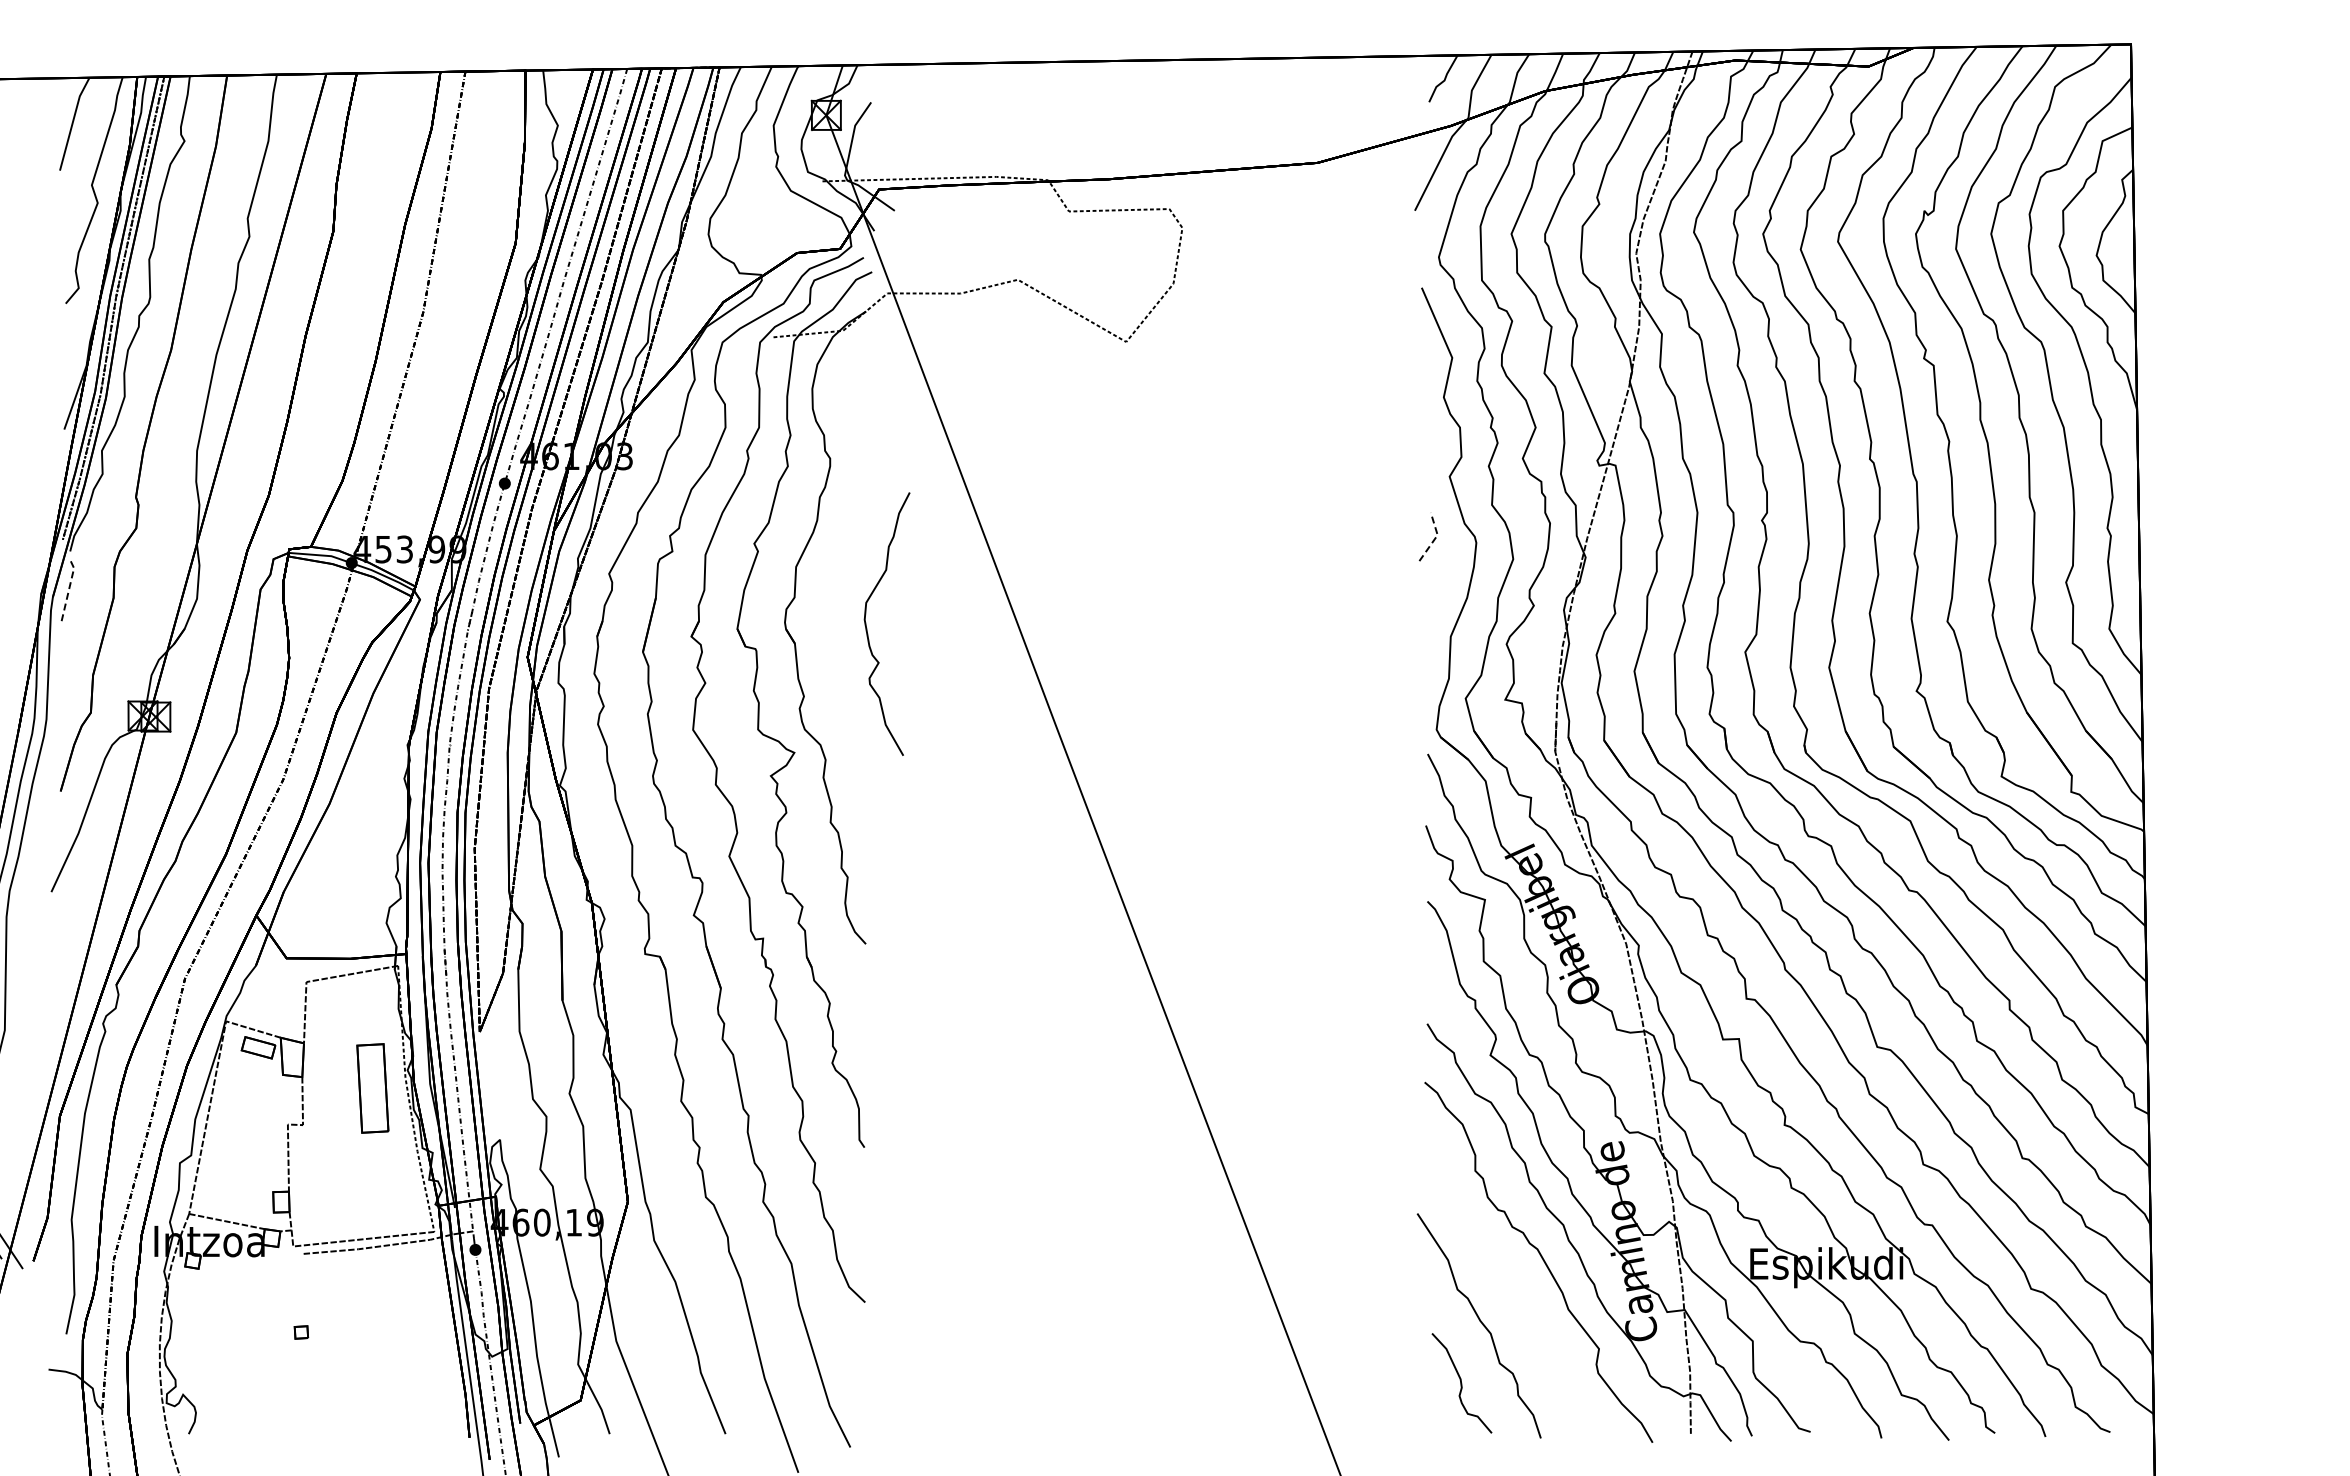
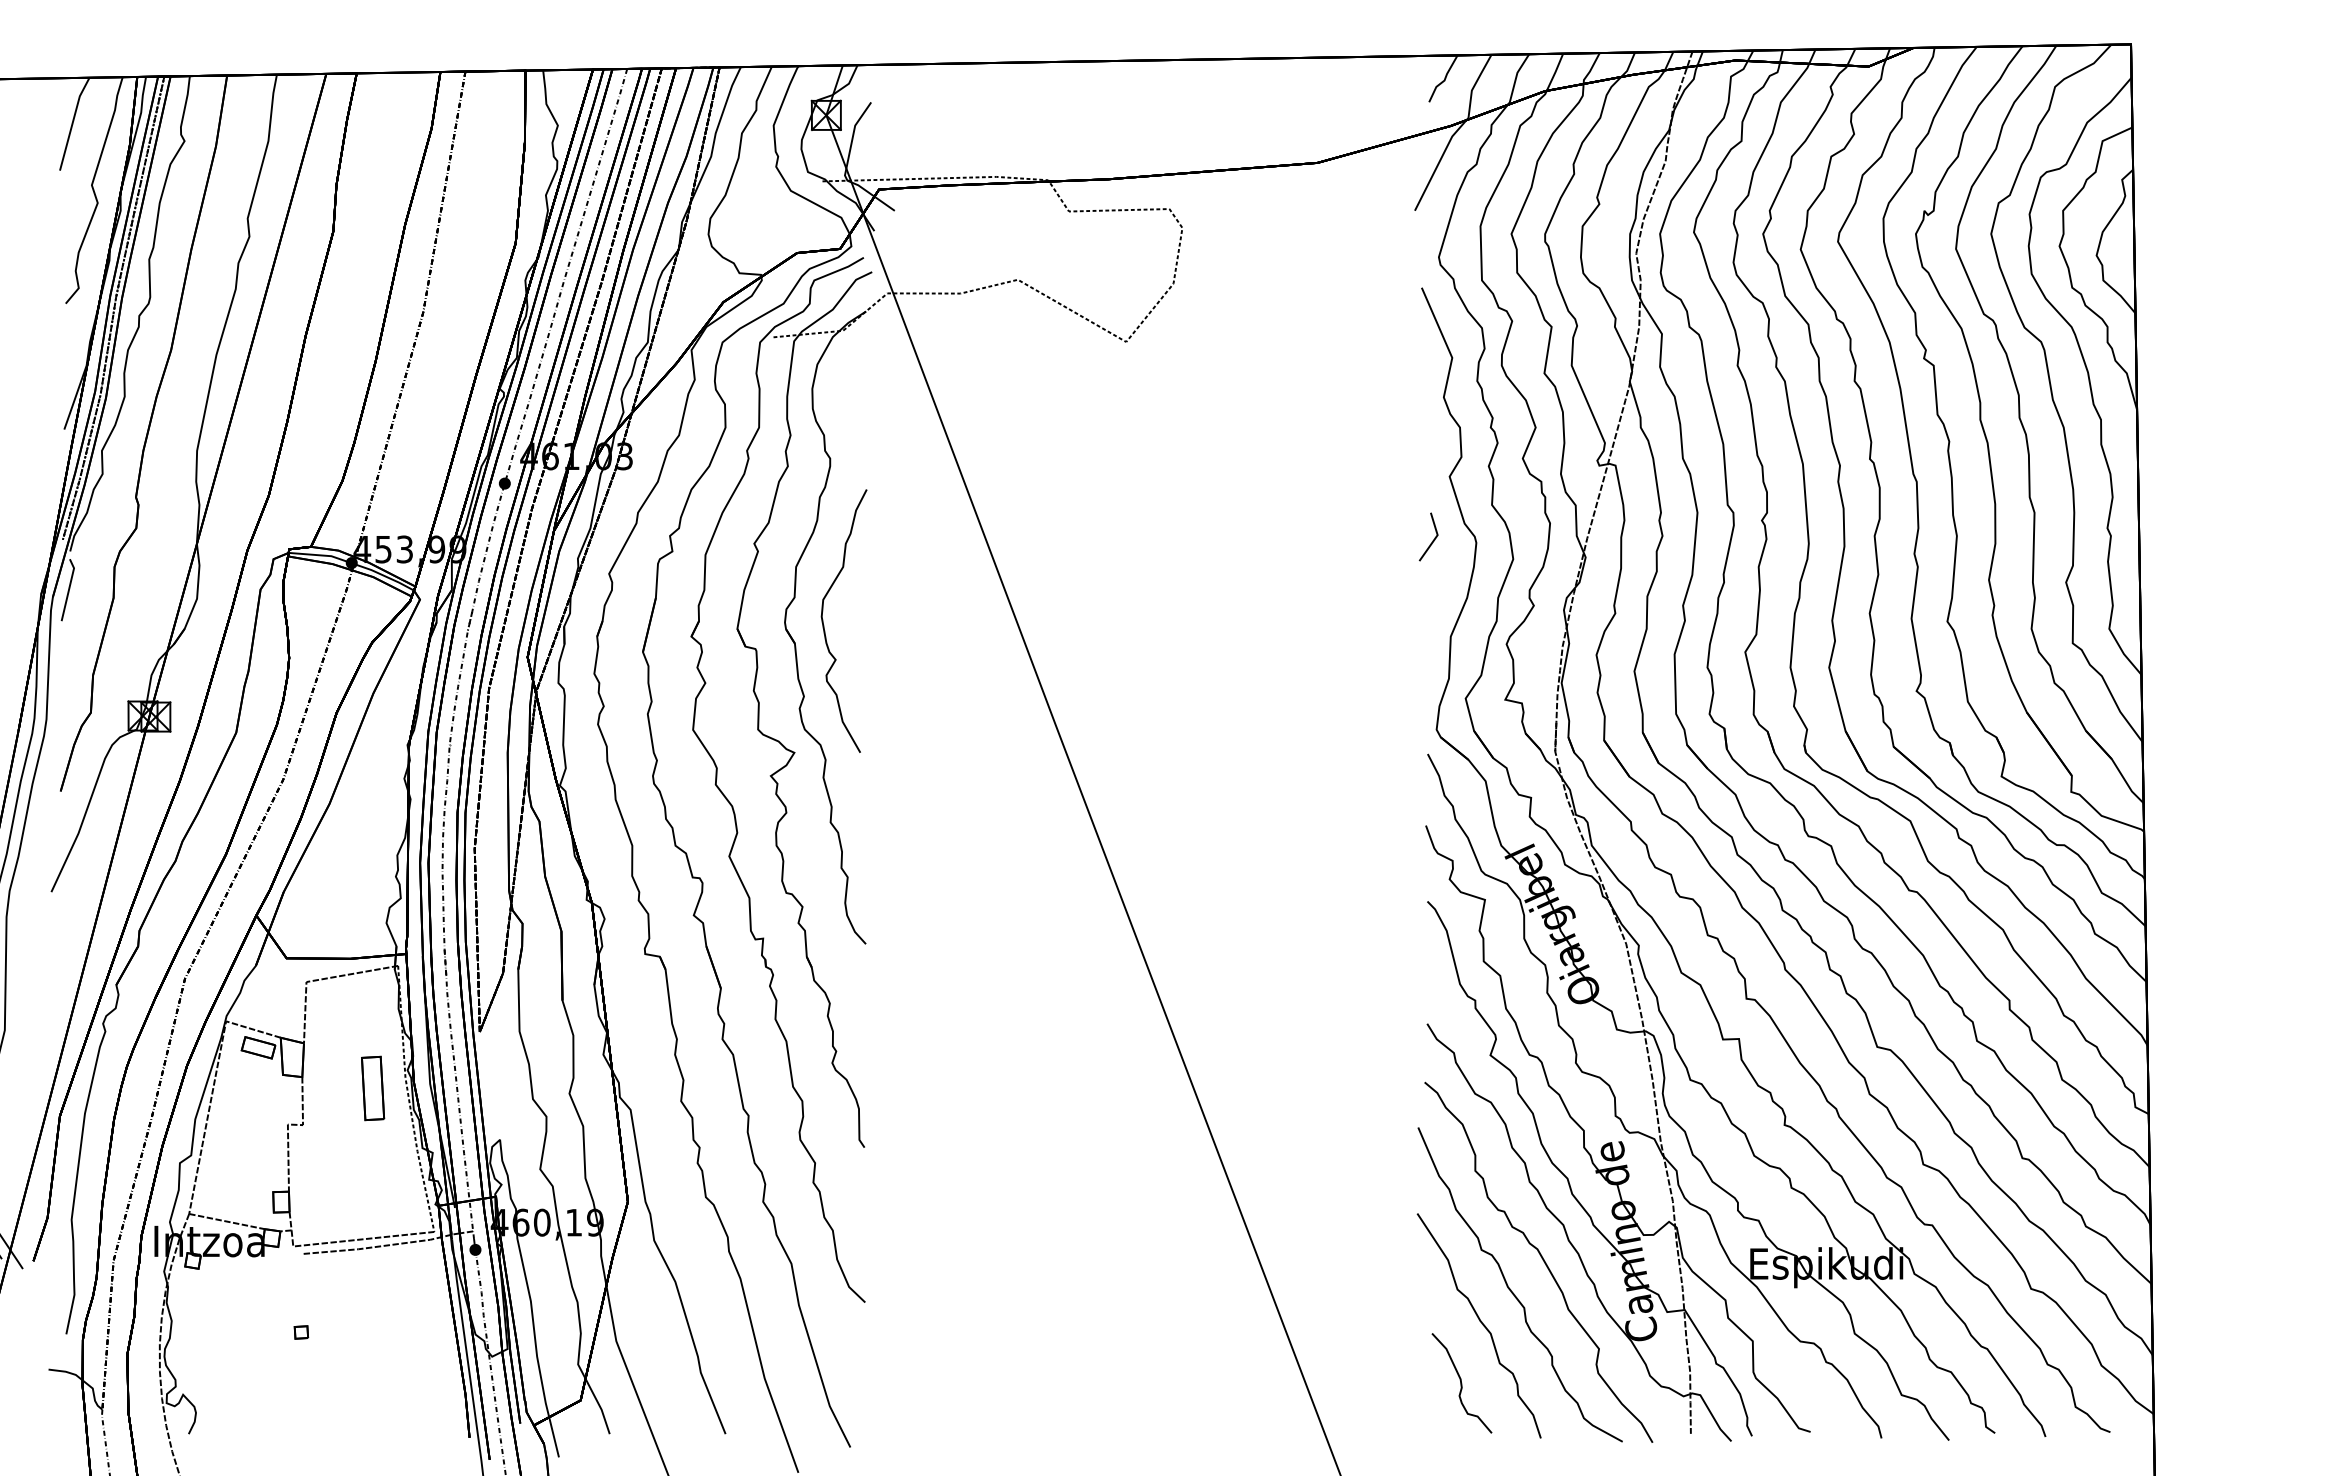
line: dashed -> solid (1435, 537)
line: dashed -> solid (69, 589)
curve position: (867, 628) -> (824, 625) (824, 625)
part size: 34x91 px -> 25x67 px (373, 1088)
curve: none -> present (1511, 1289)
